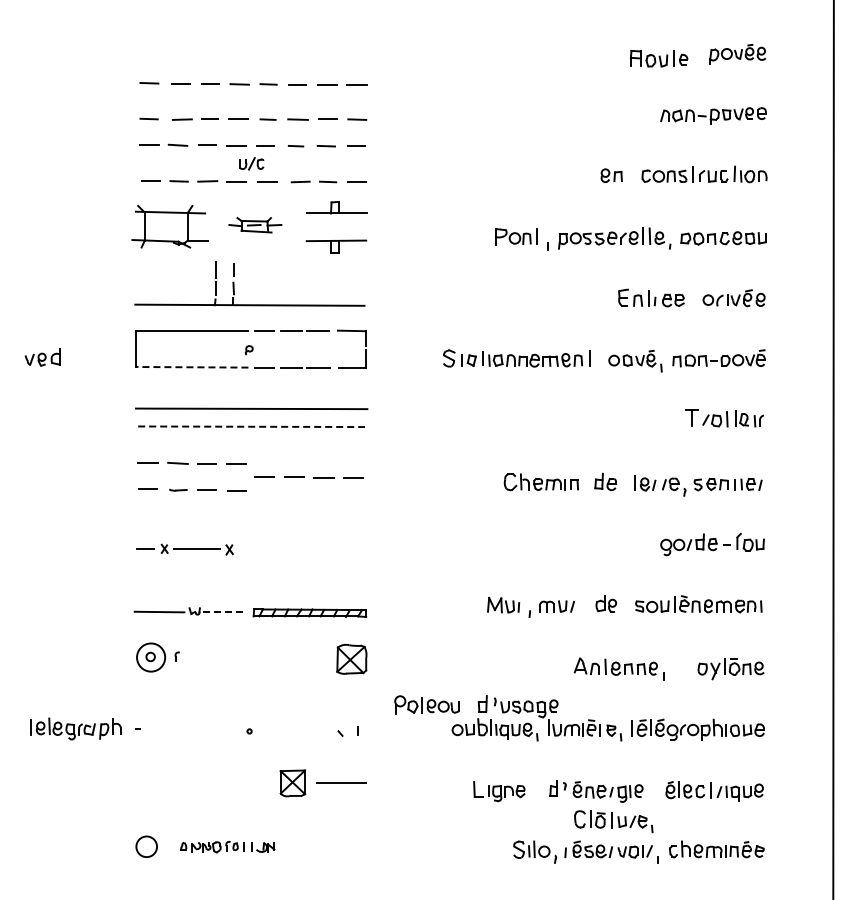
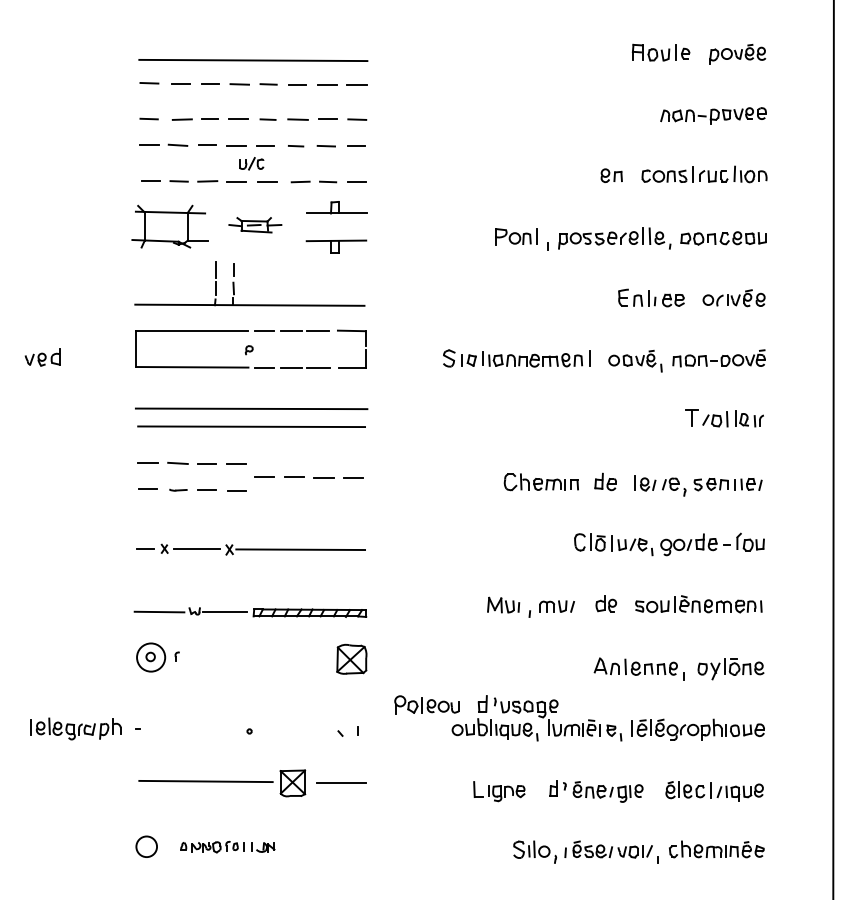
part position: (658, 58) -> (660, 52) (660, 52)
line: none -> present (253, 60)
line: dashed -> solid (192, 367)
line: dashed -> solid (252, 426)
line: none -> present (300, 549)
line: dashed -> solid (225, 612)
part position: (618, 668) -> (638, 668) (638, 668)
line: none -> present (205, 781)
part position: (613, 821) -> (613, 544) (613, 544)
